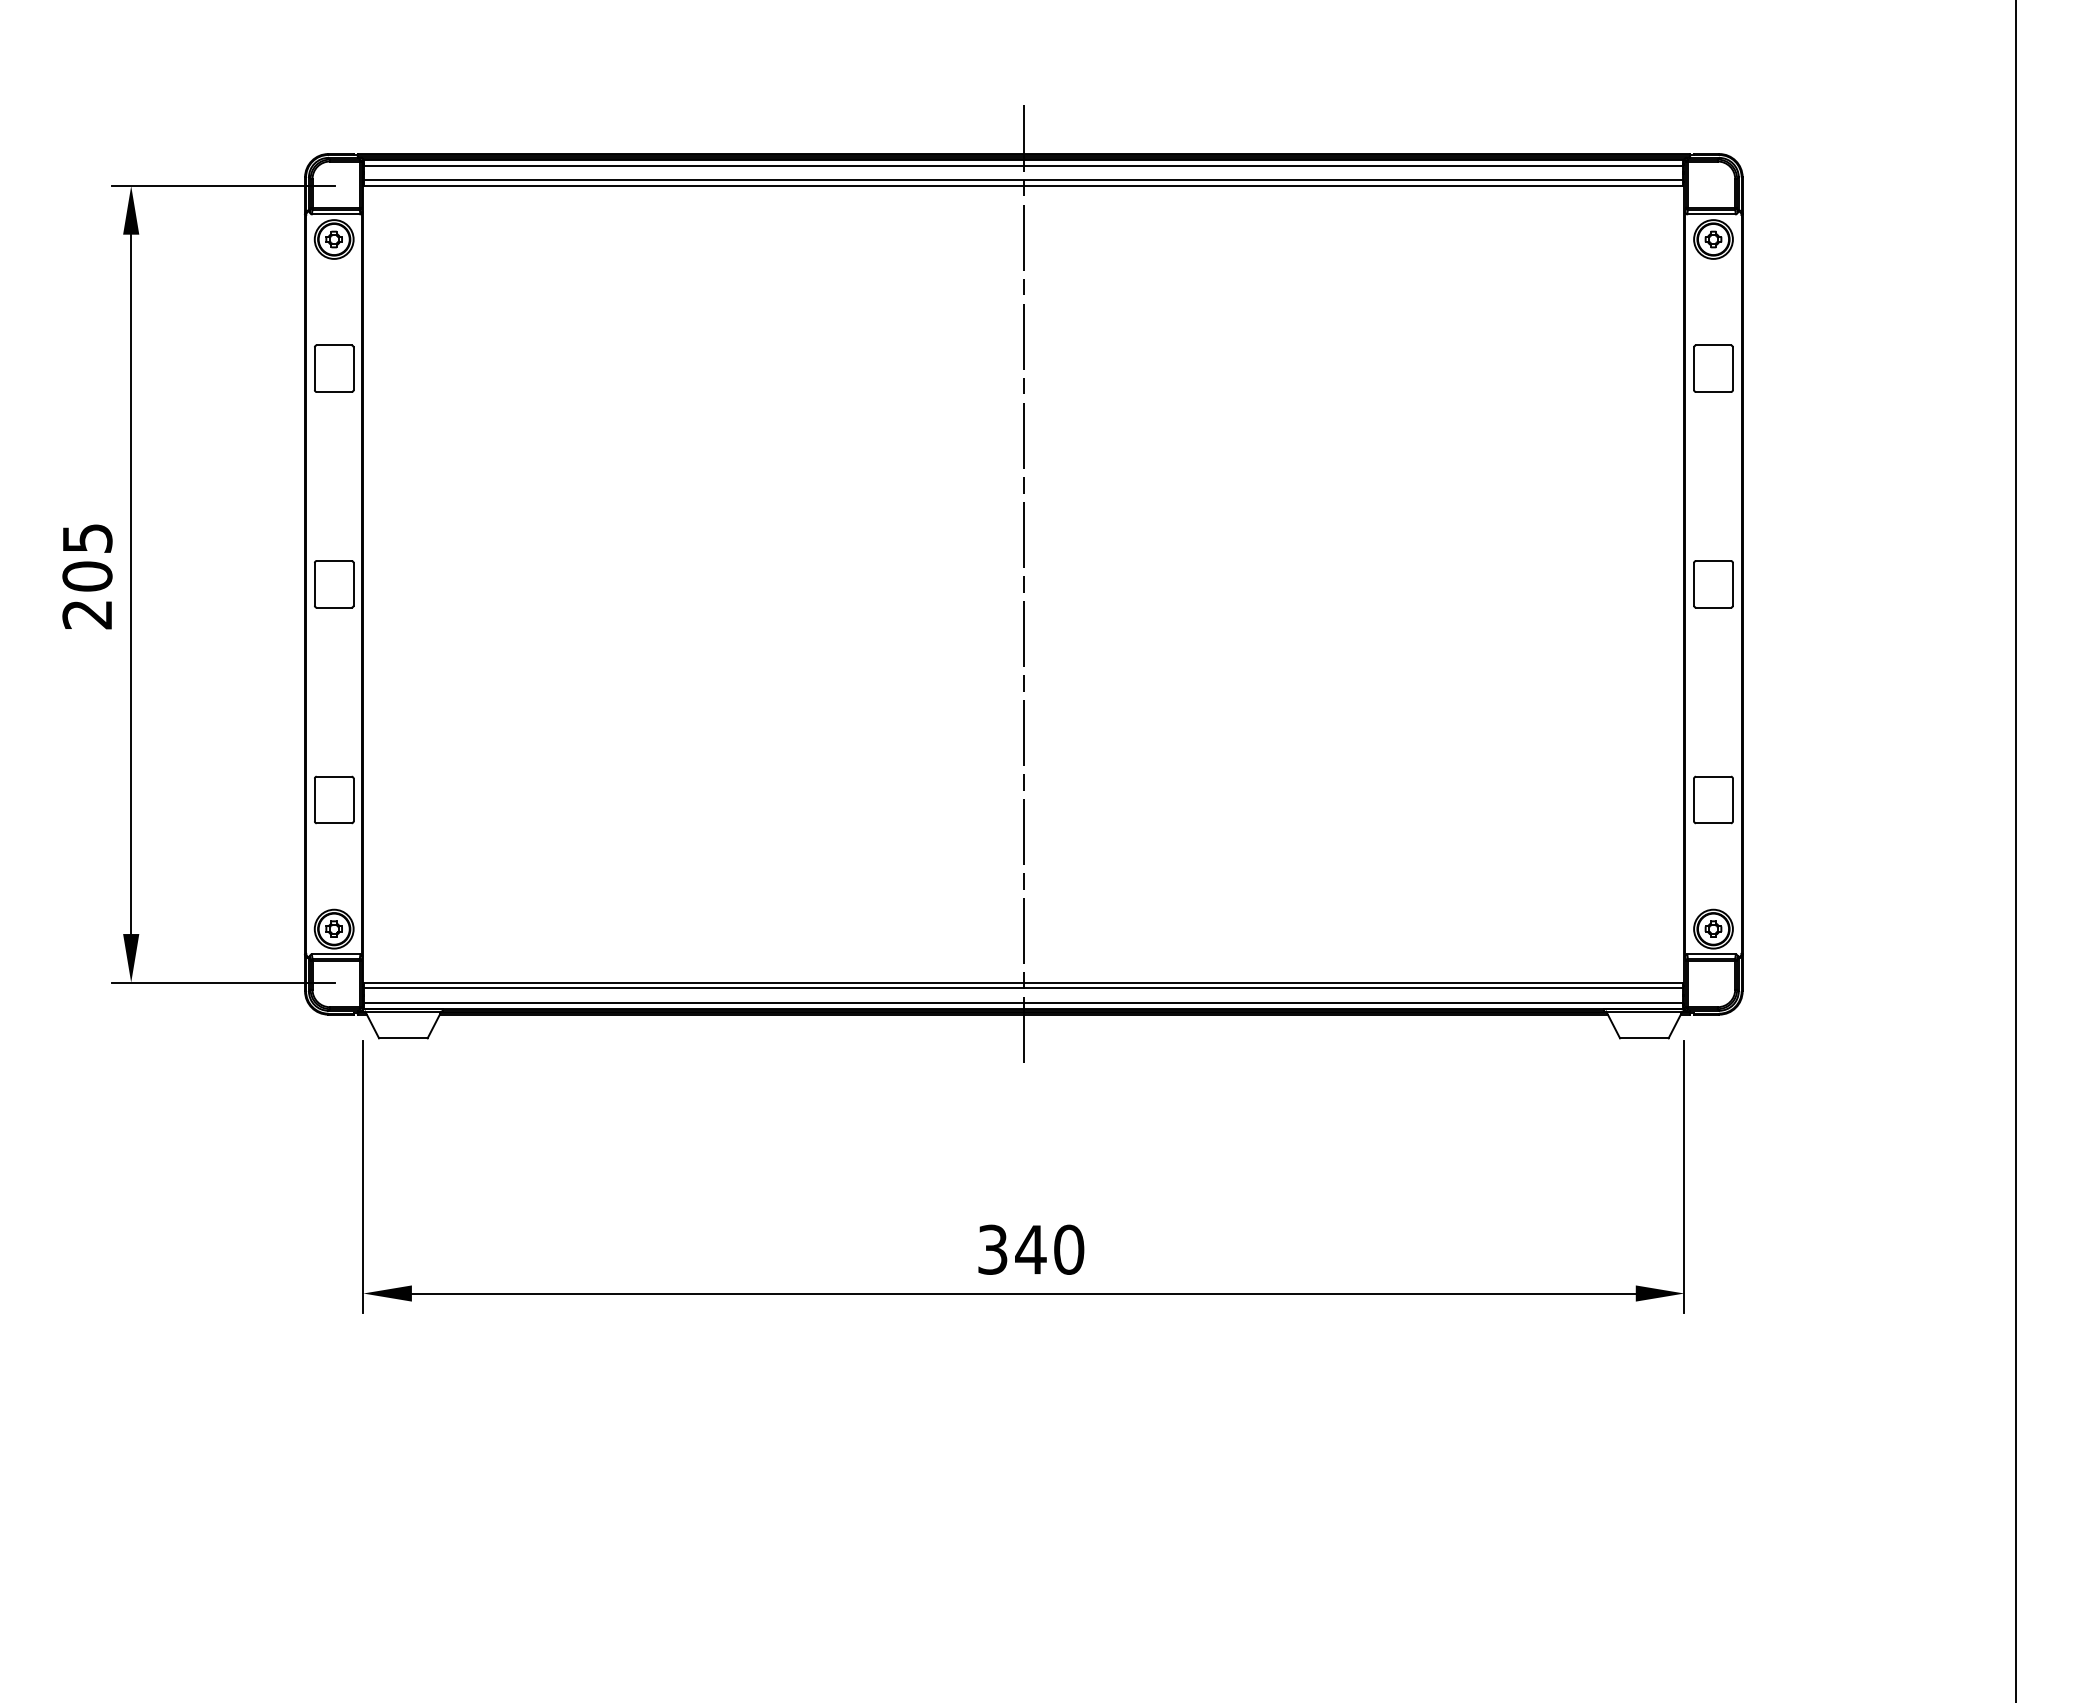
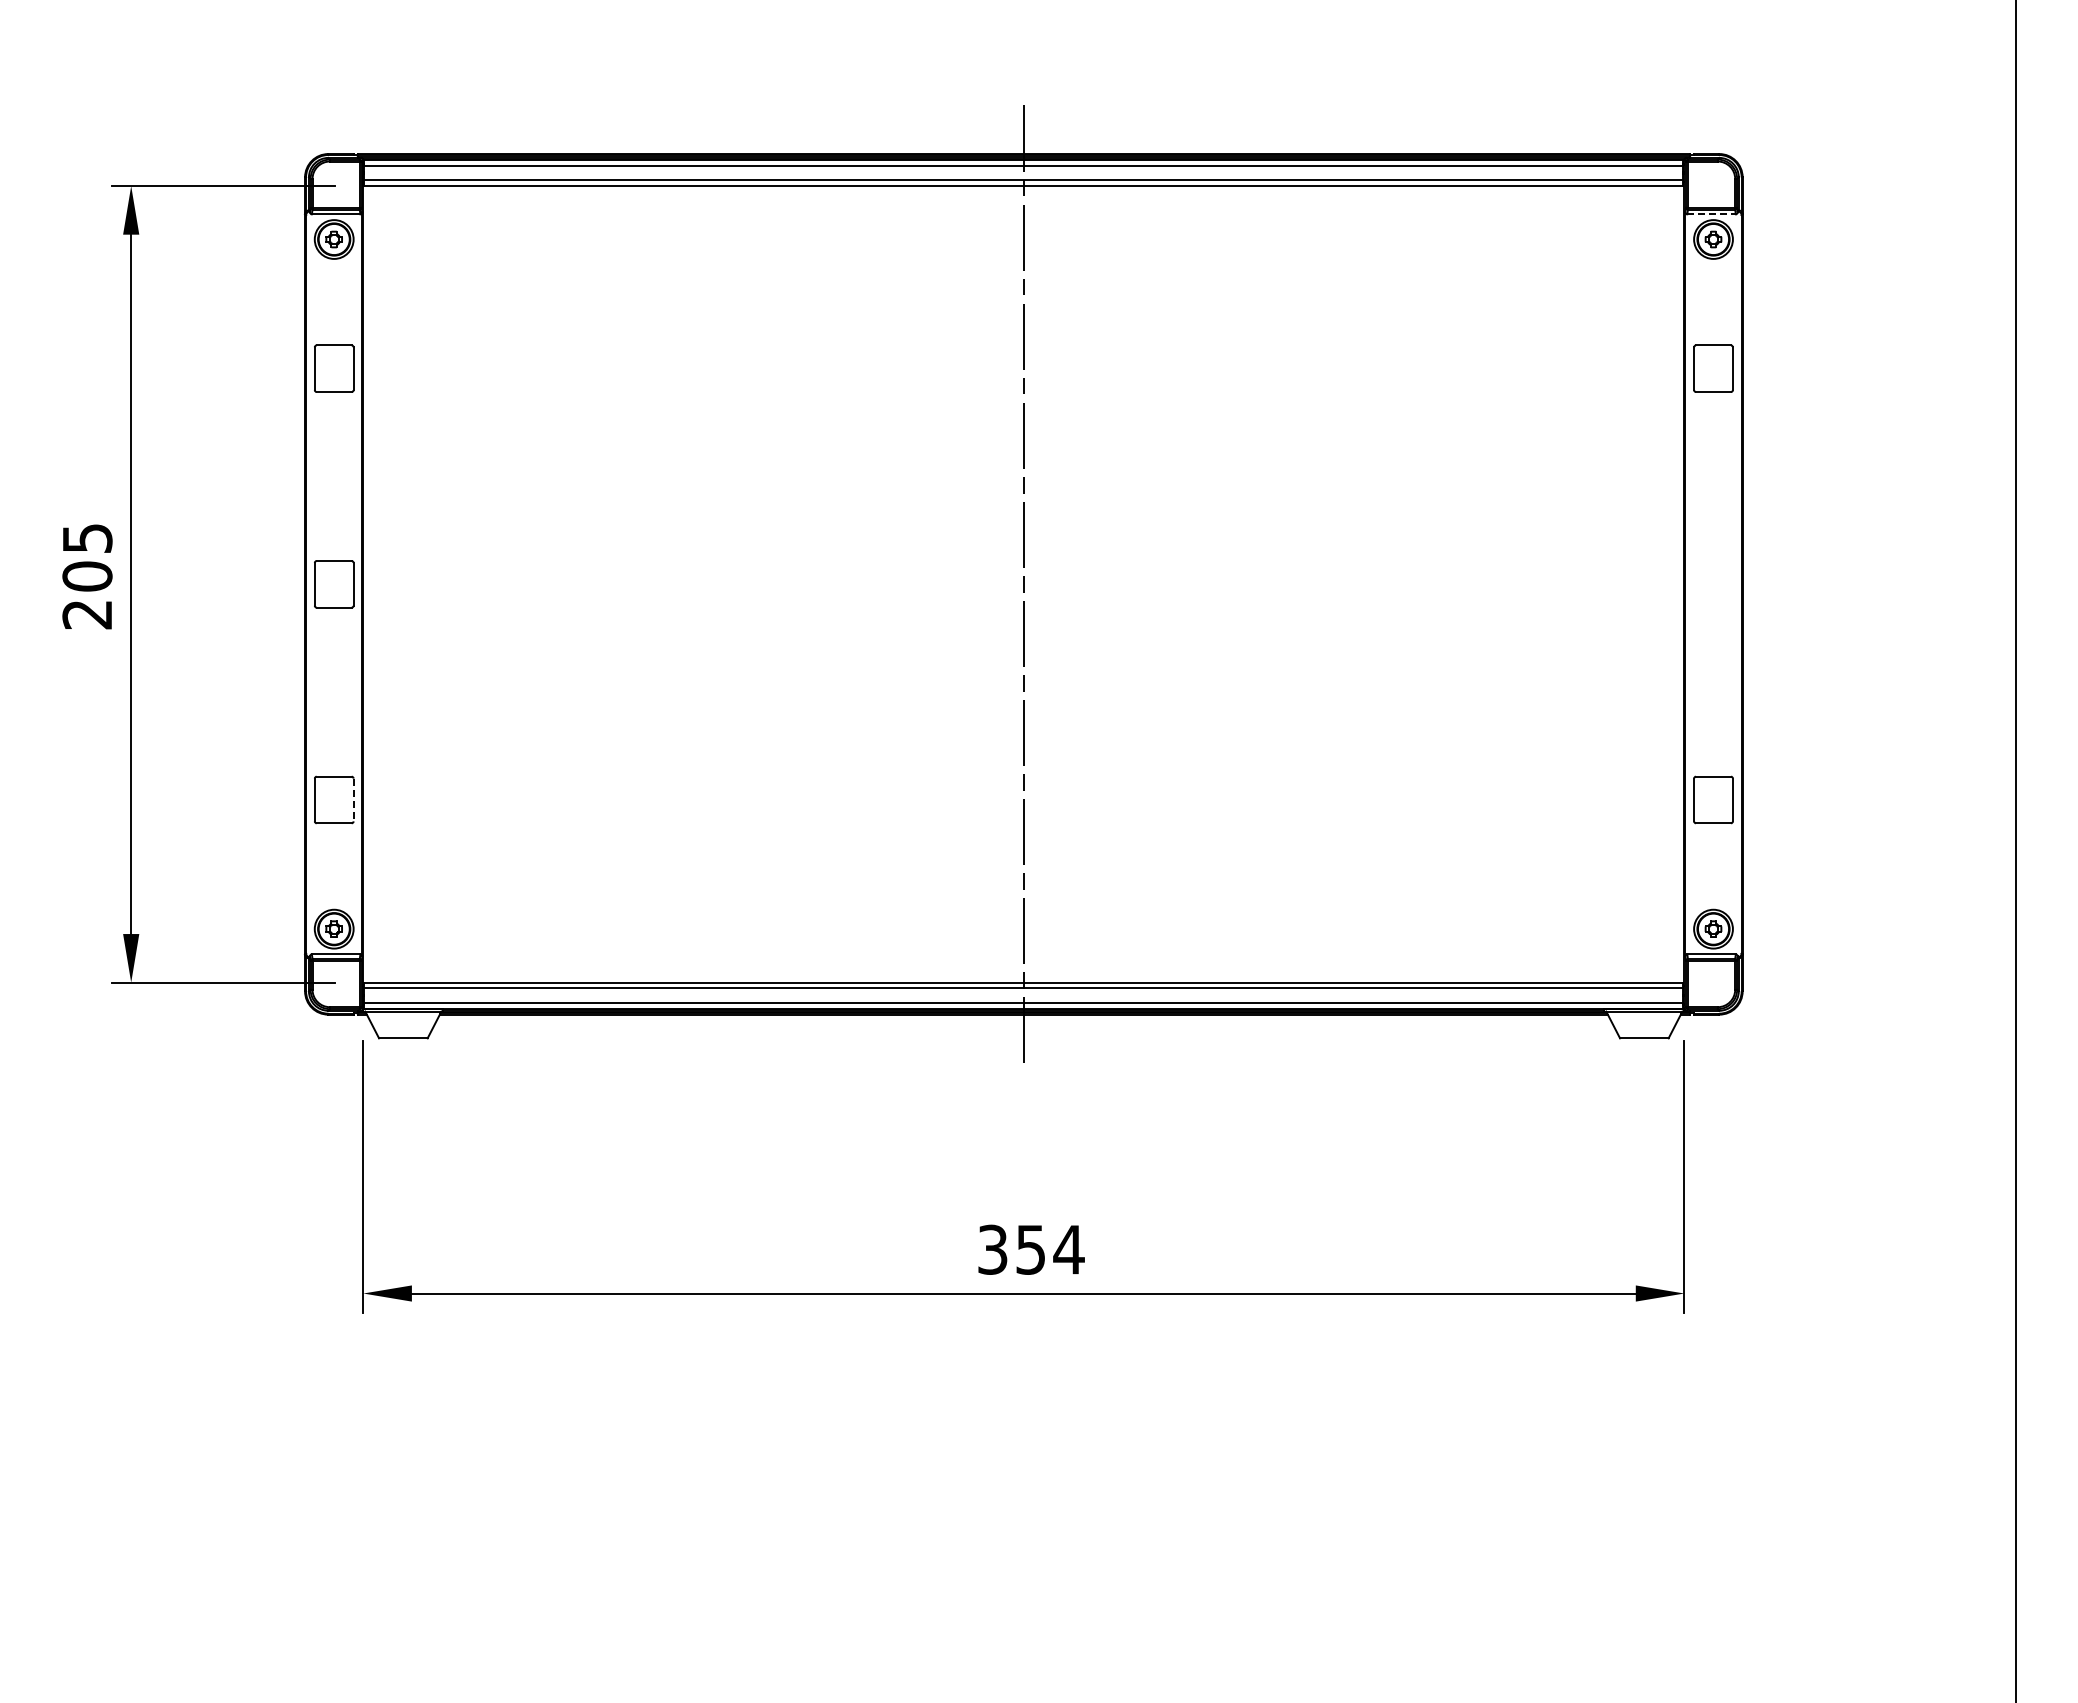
line: solid -> dashed (1712, 214)
part: present -> none (1713, 584)
line: solid -> dashed (353, 800)
text: 340 -> 354 (1049, 1249)
